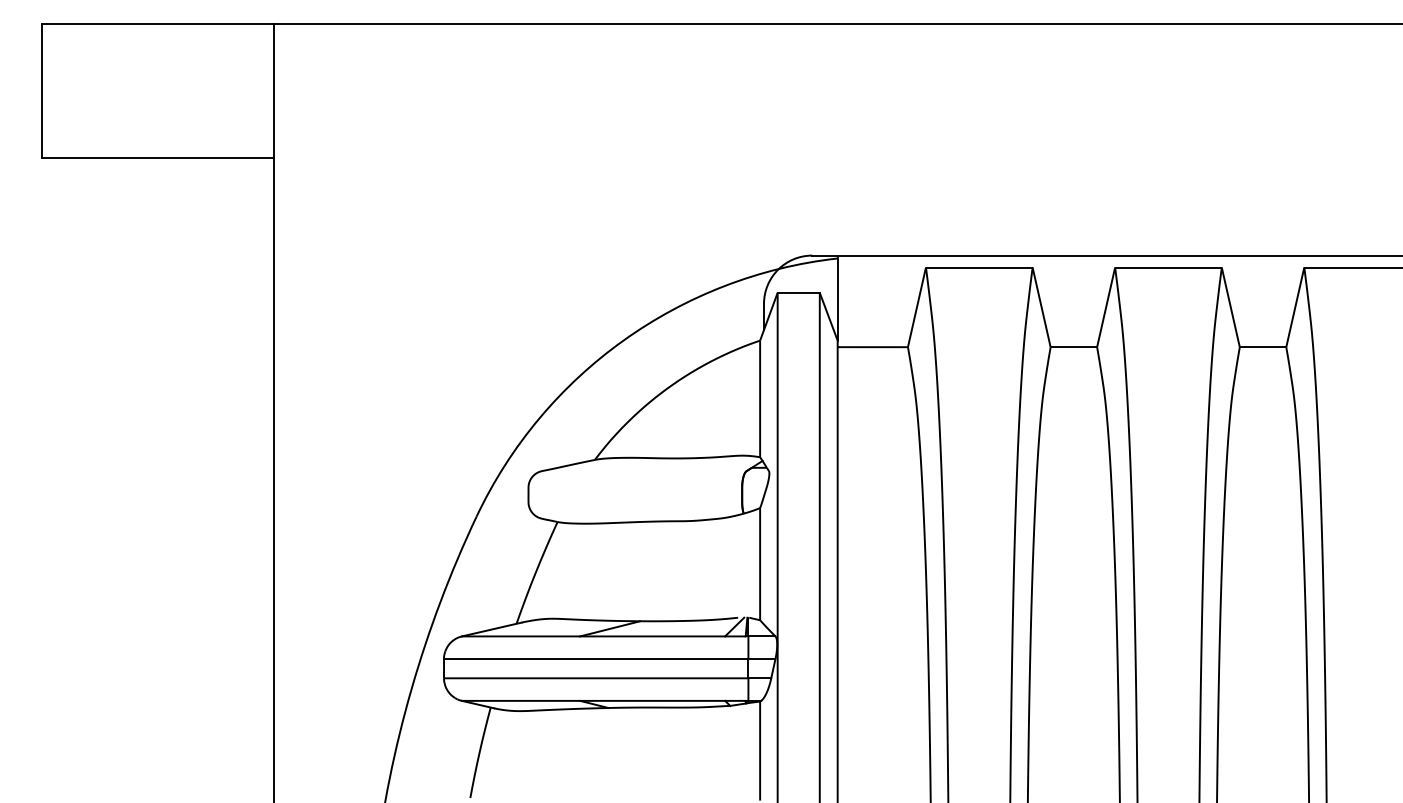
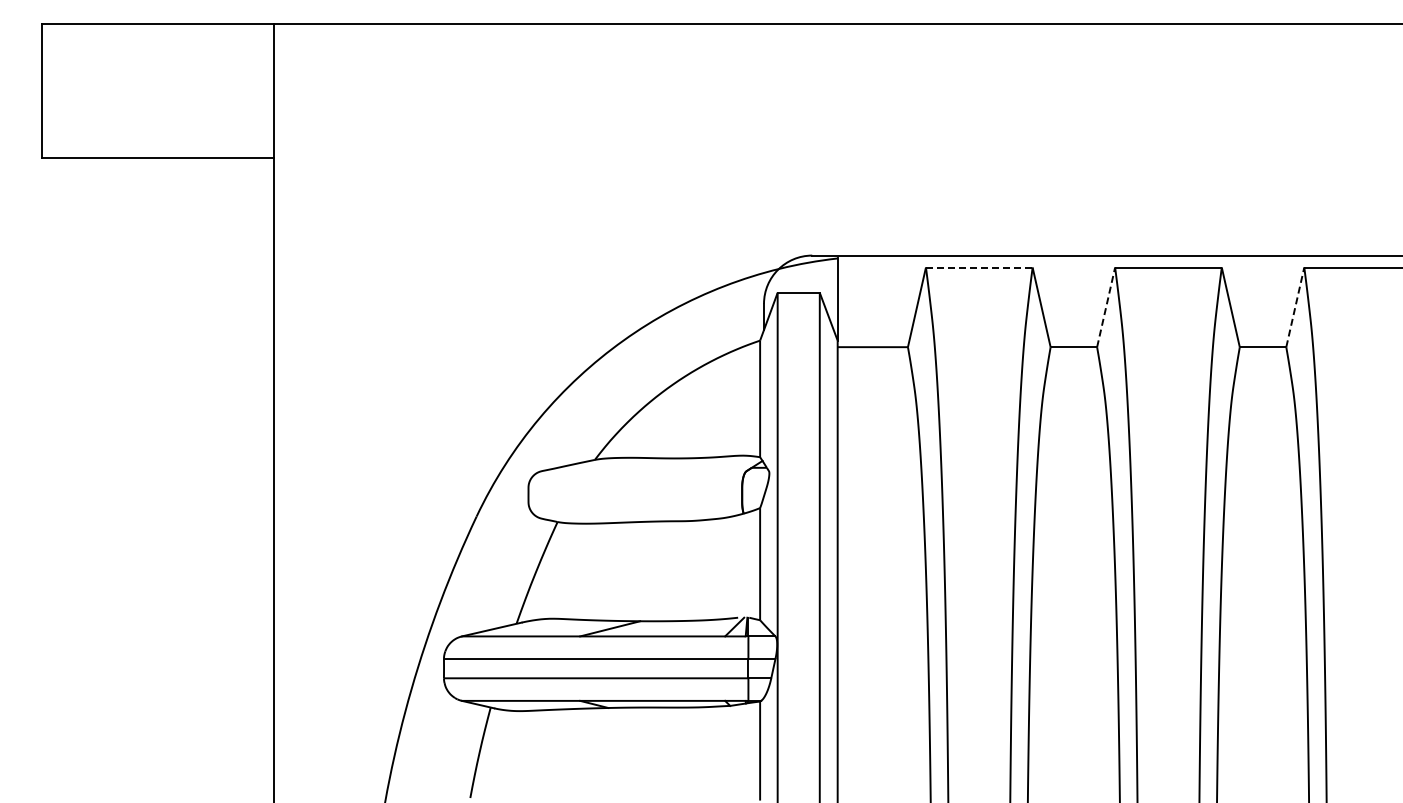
line: solid -> dashed (979, 267)
line: solid -> dashed (1106, 307)
line: solid -> dashed (1295, 307)
